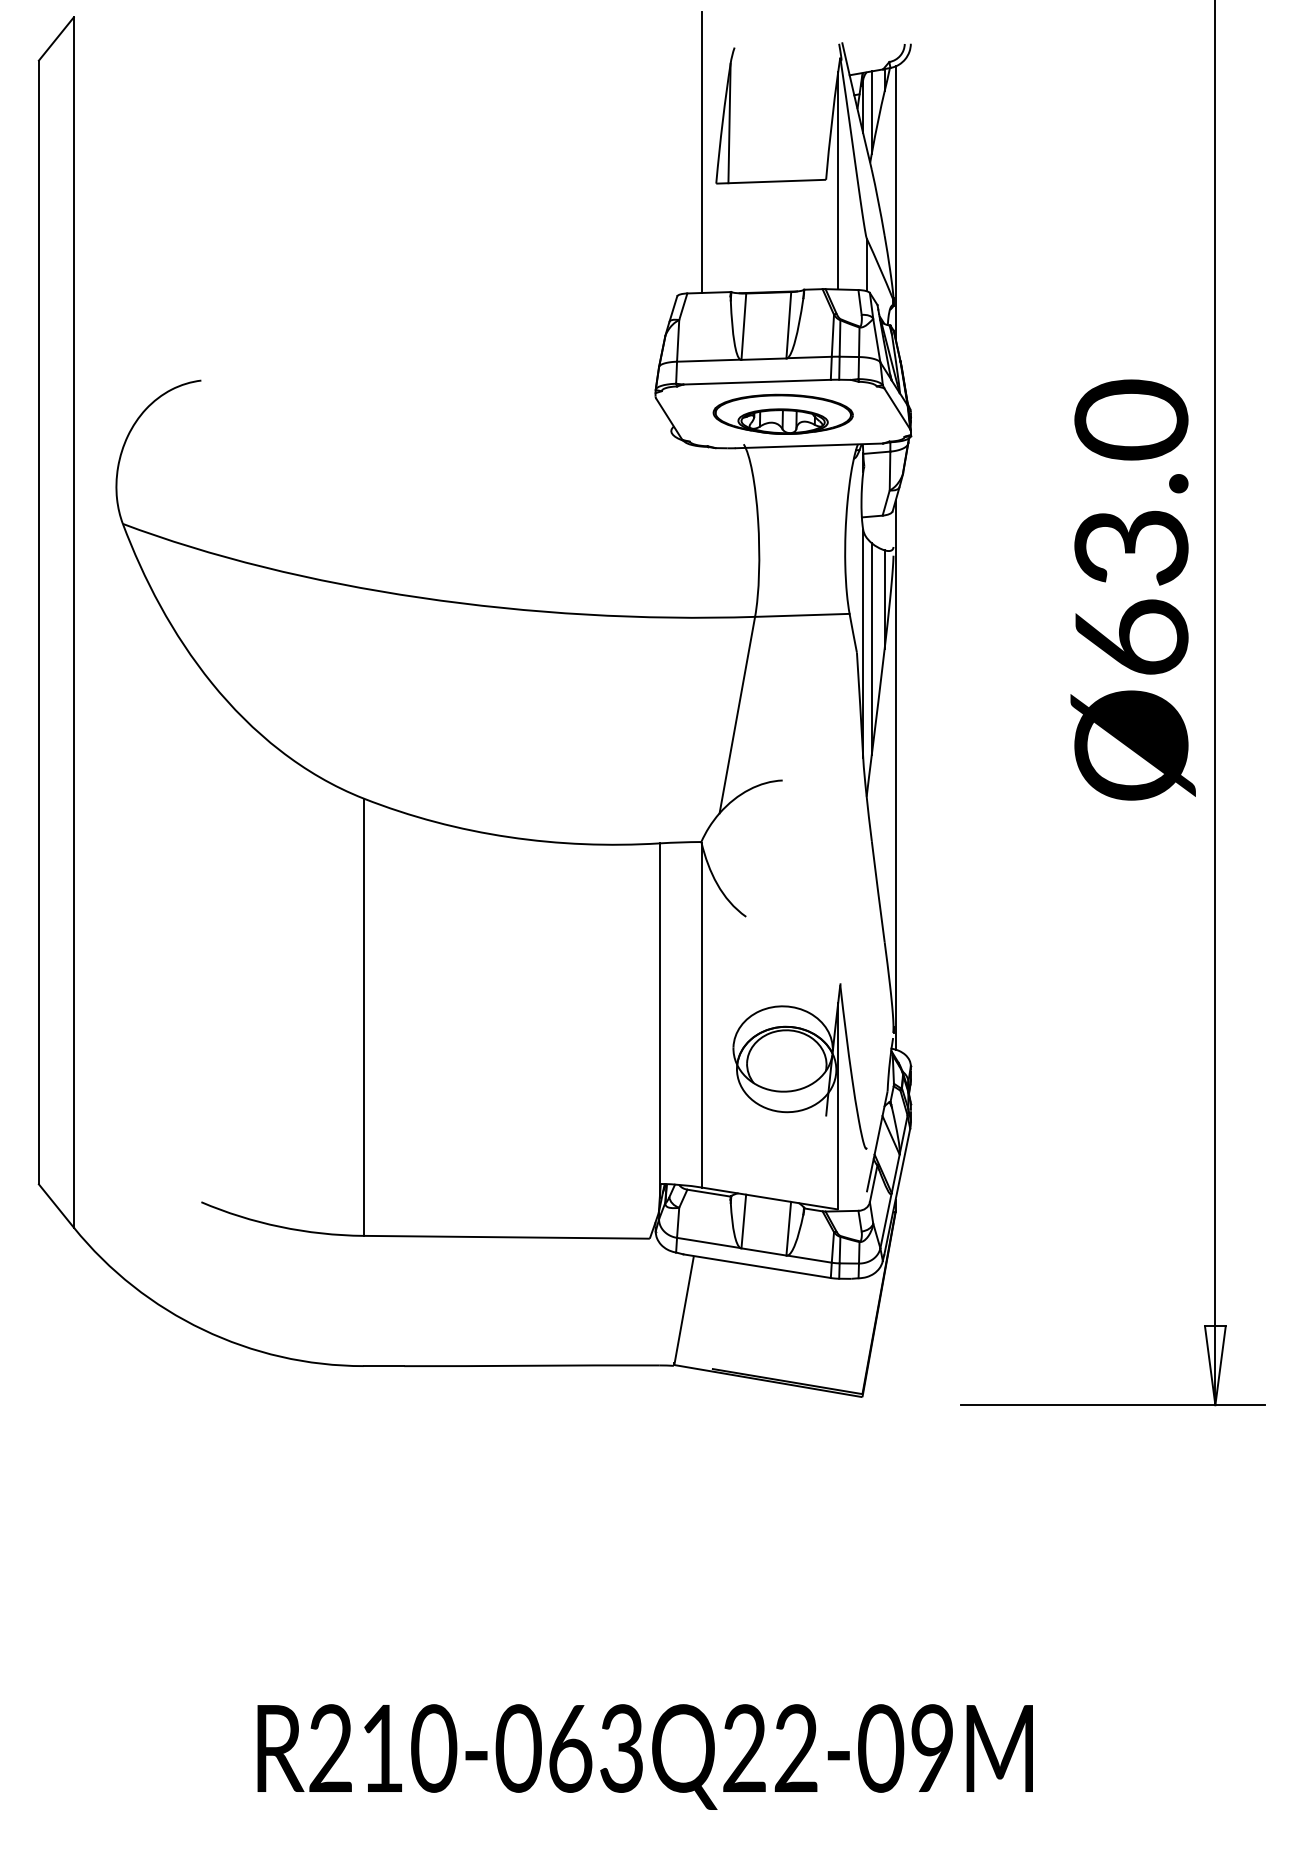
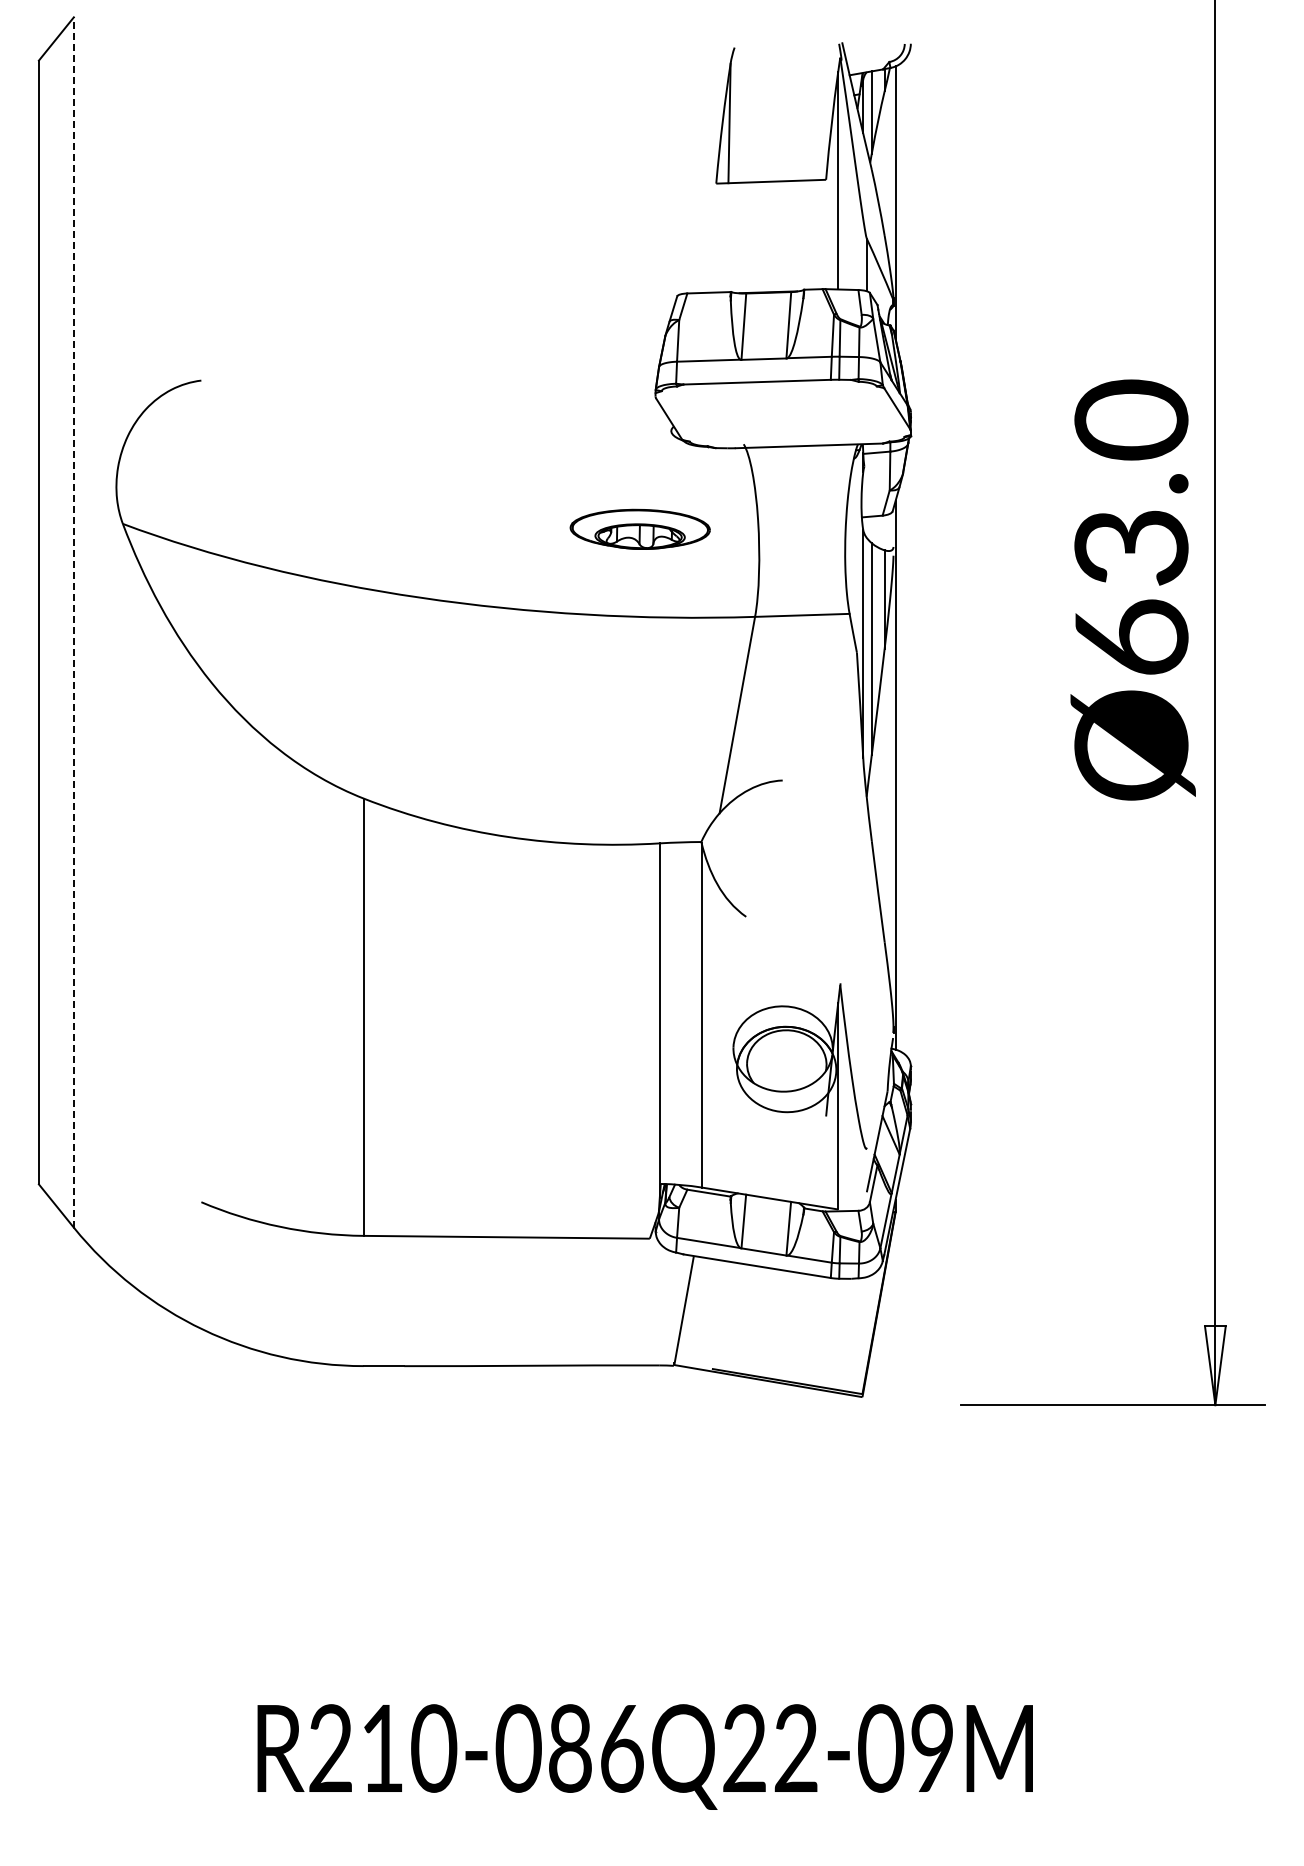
line: present -> none (701, 152)
part position: (782, 413) -> (639, 528) (639, 528)
line: solid -> dashed (73, 622)
text: R210-063Q22-09M -> R210-086Q22-09M (596, 1748)
